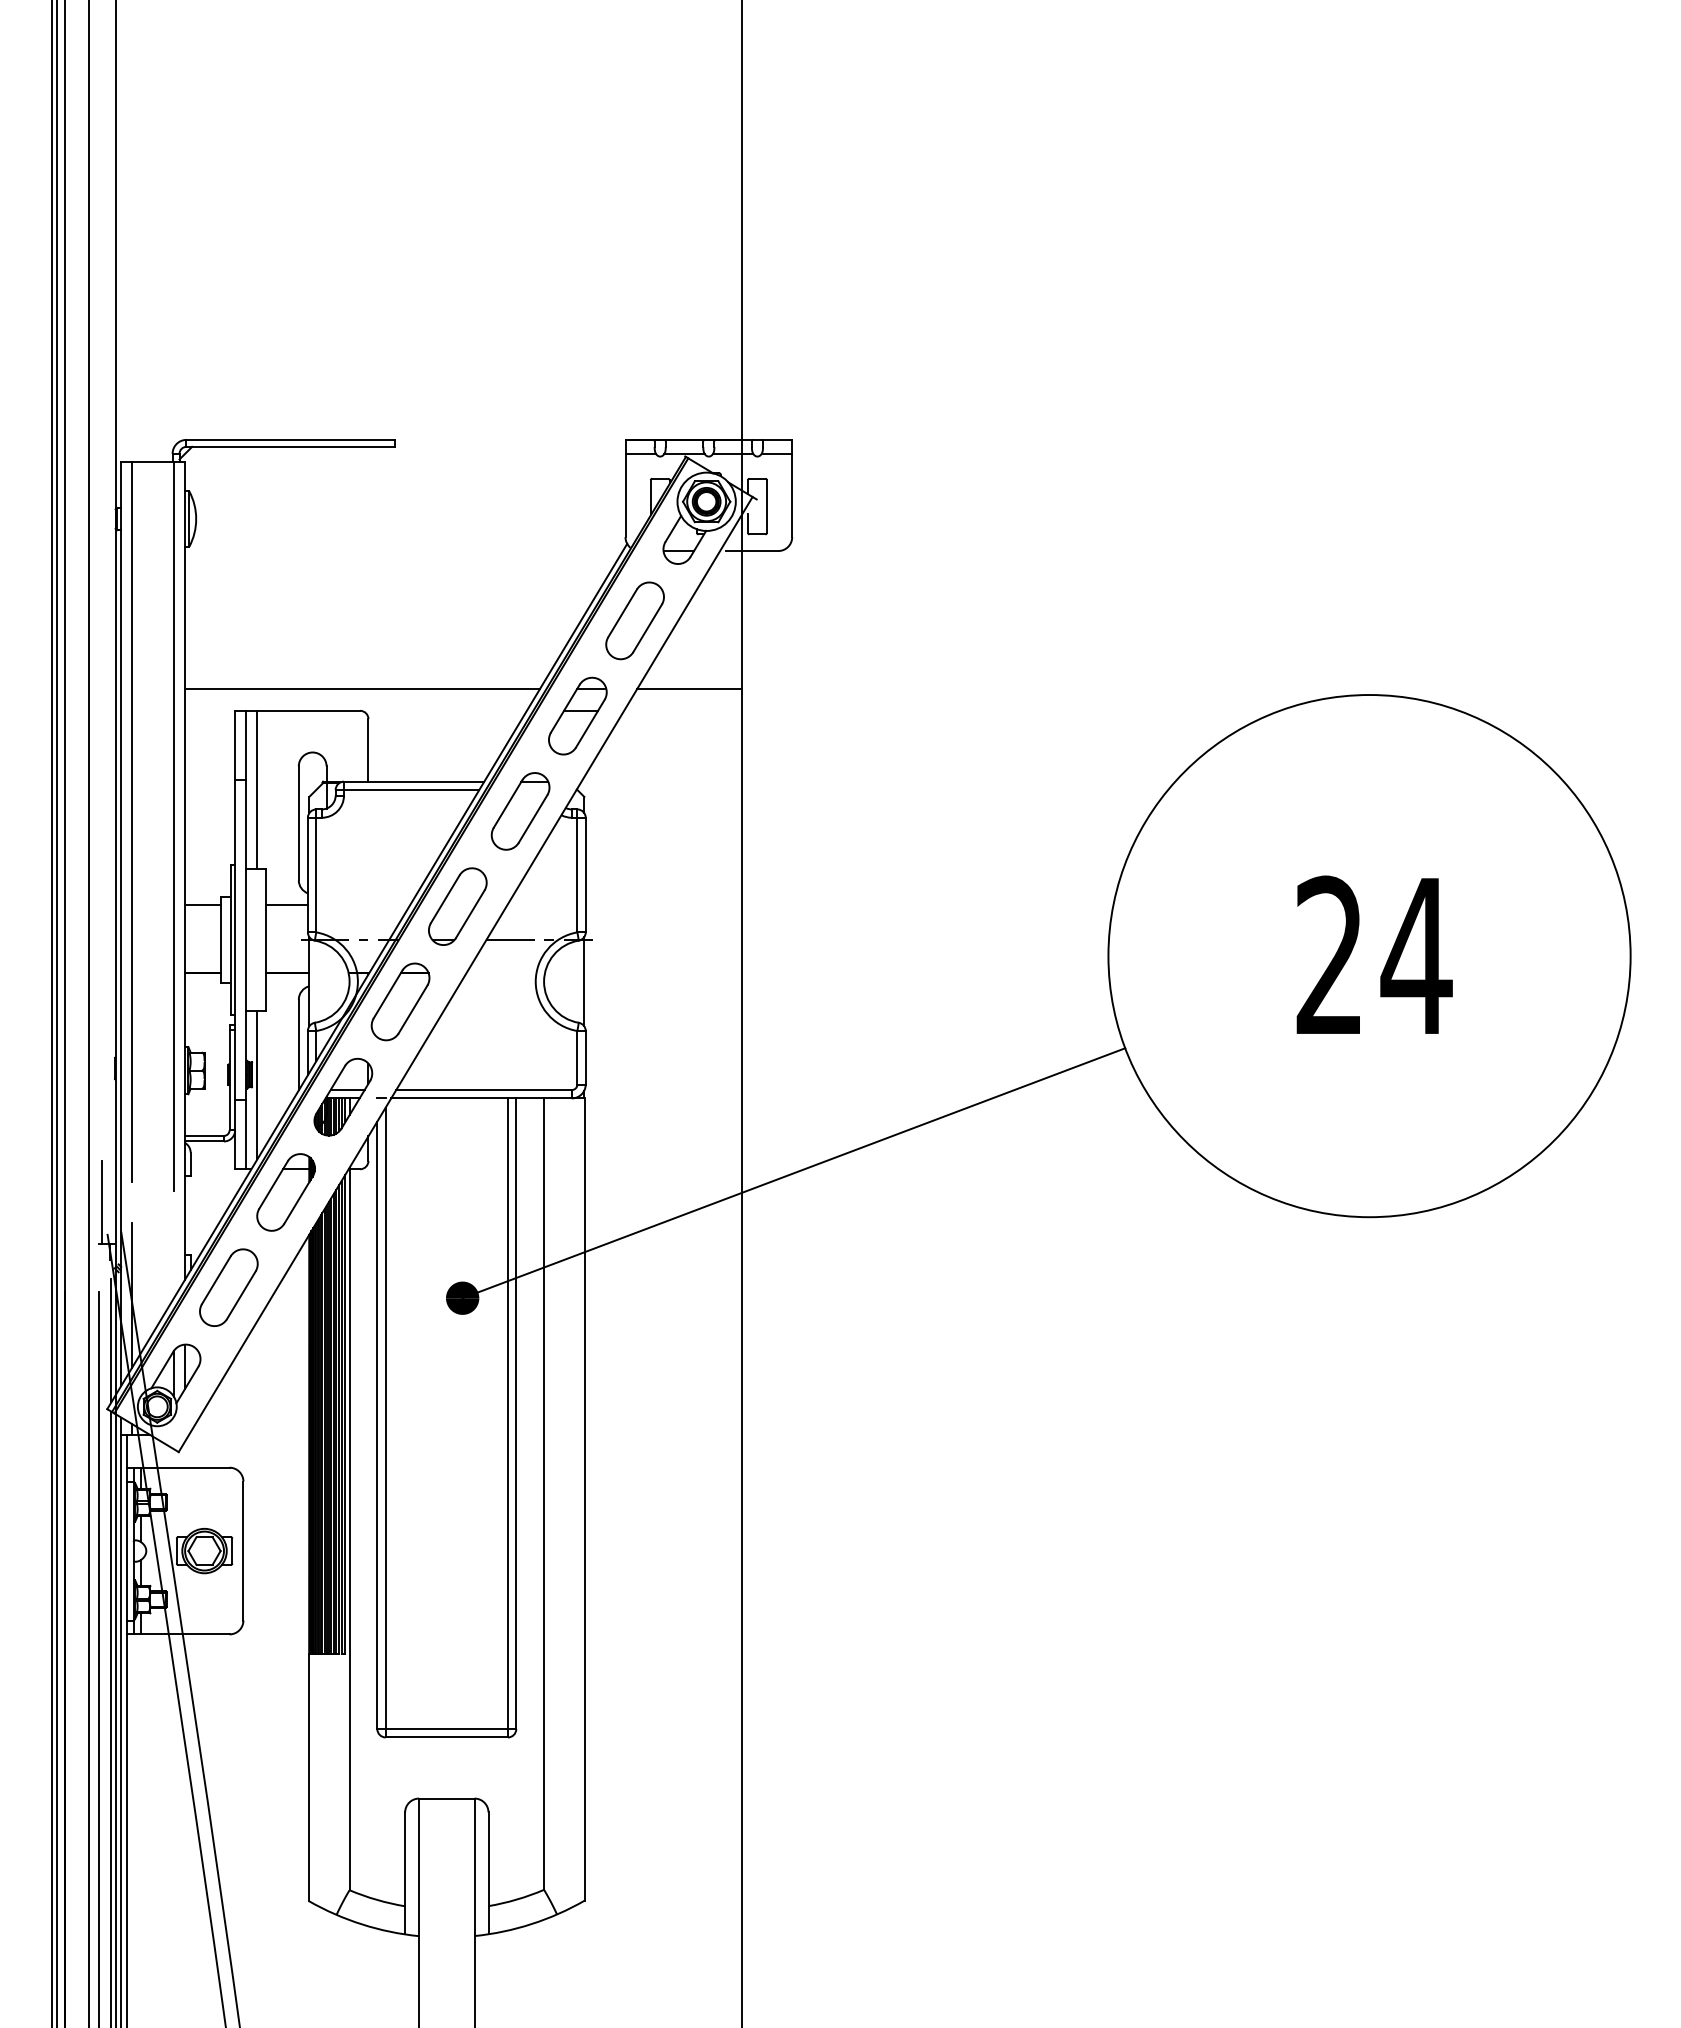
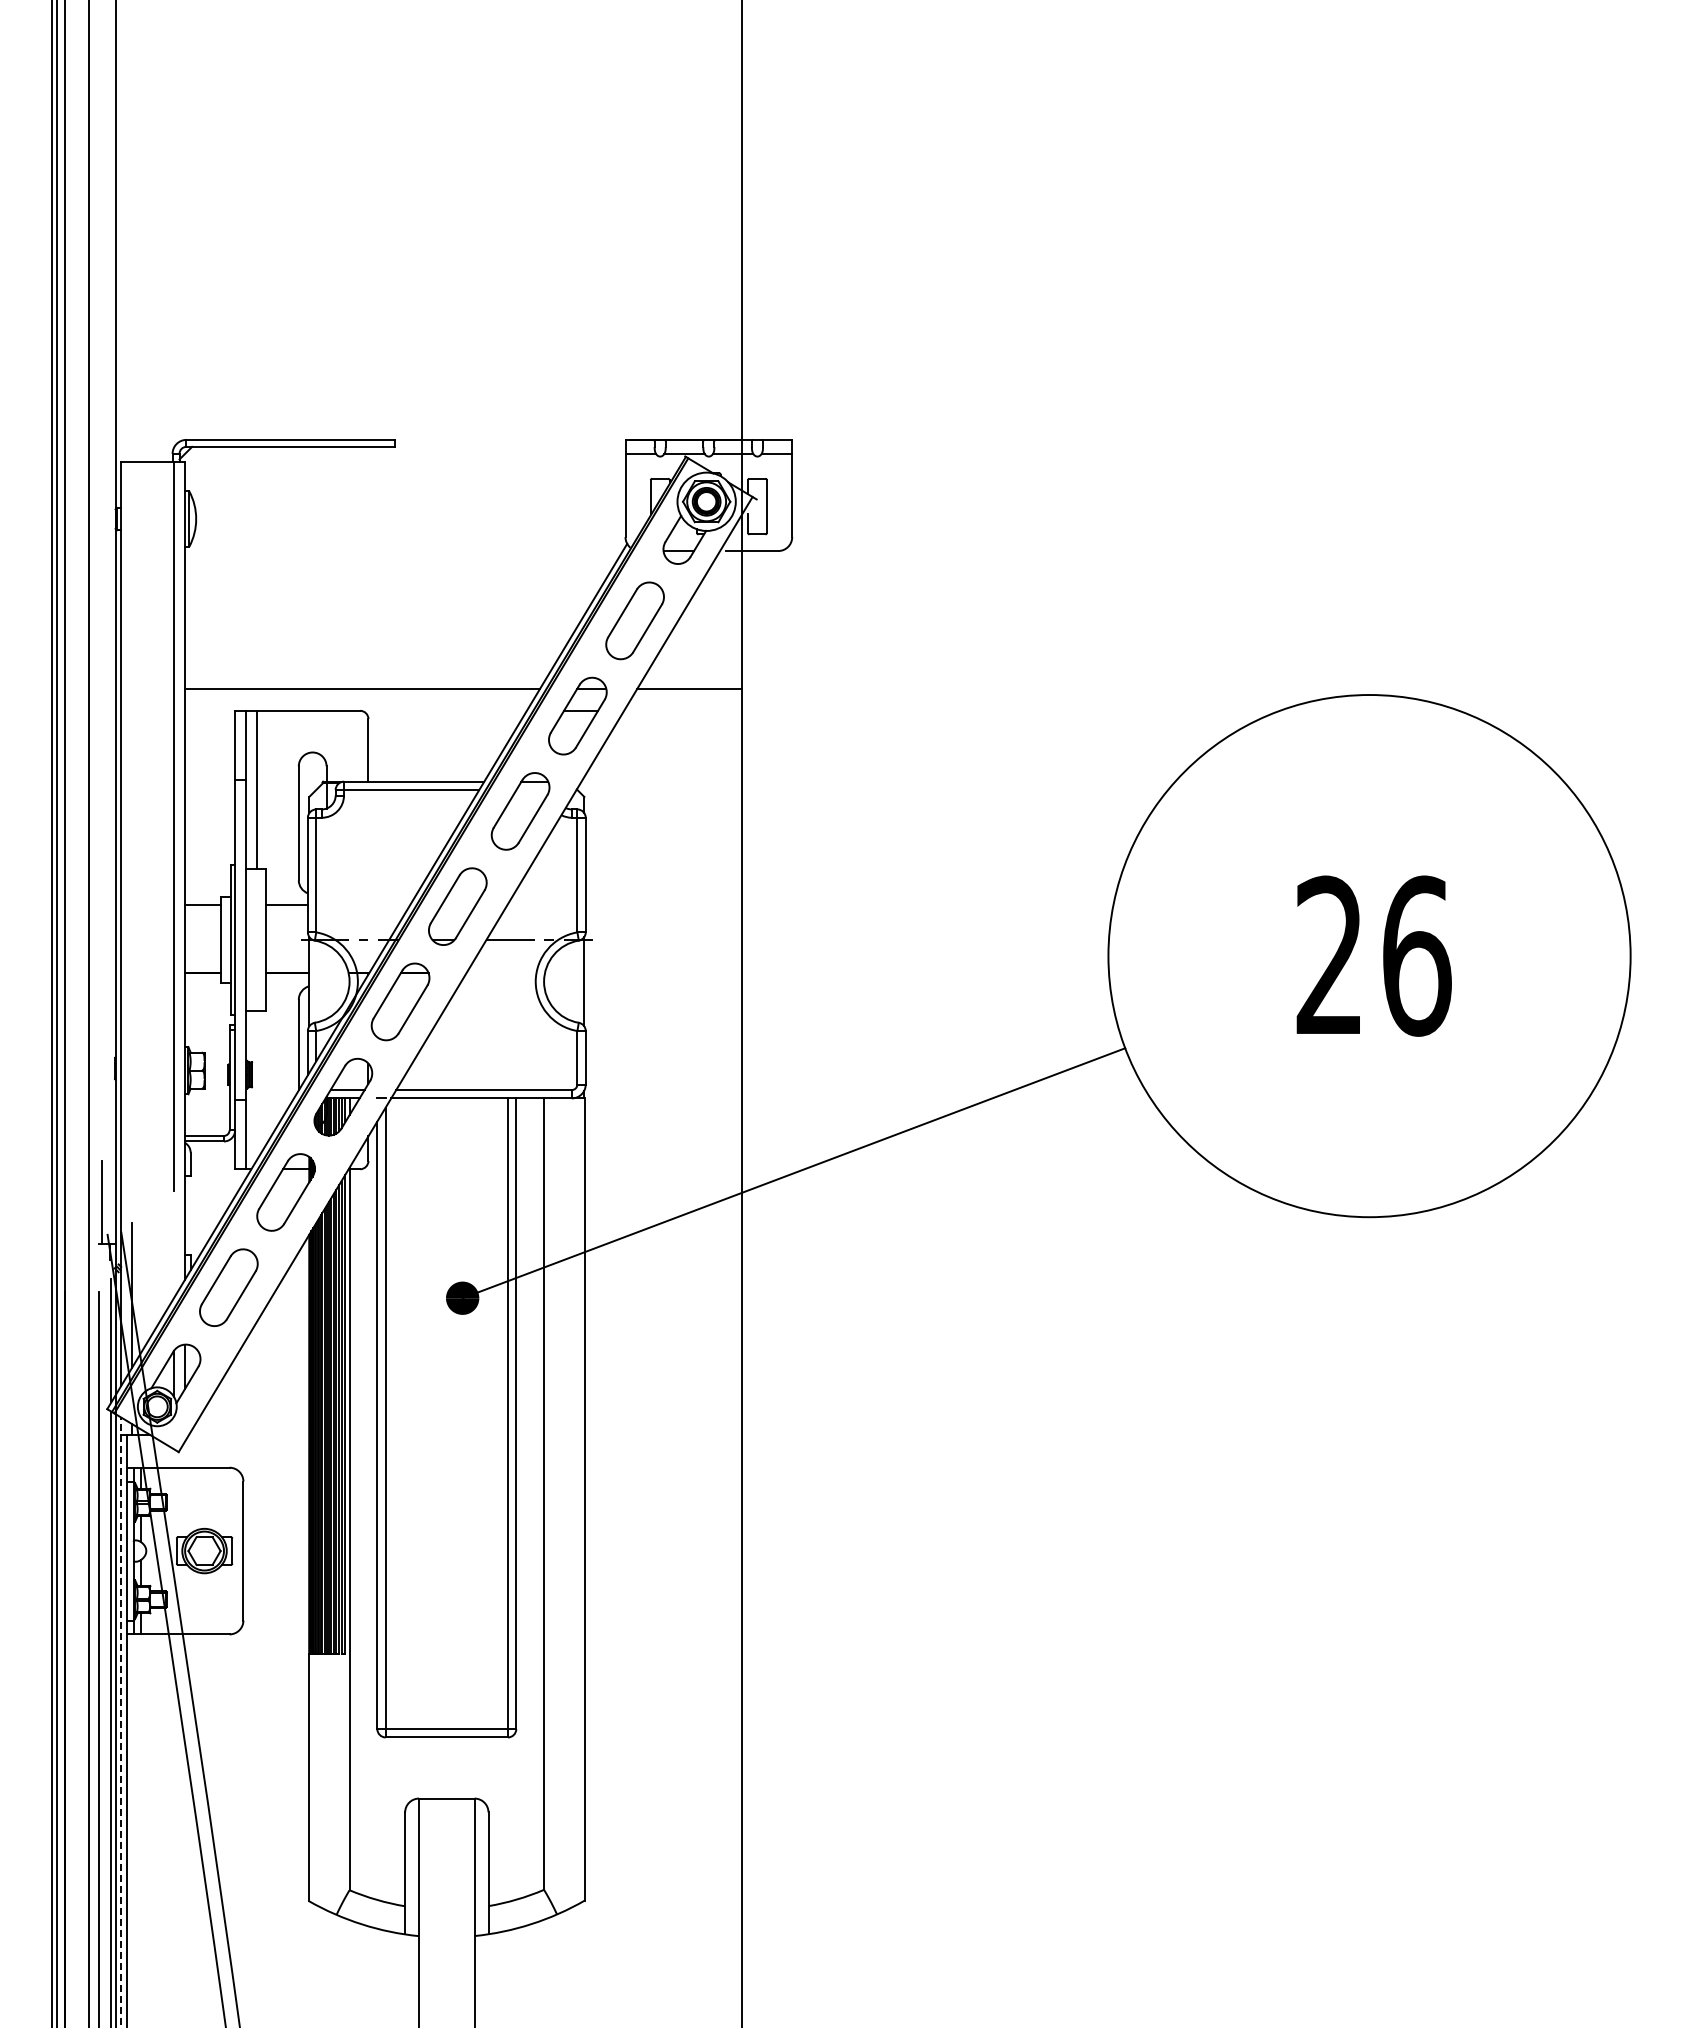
line: present -> none (132, 822)
text: 24 -> 26 (1416, 955)
line: present -> none (257, 1084)
line: solid -> dashed (121, 1722)
